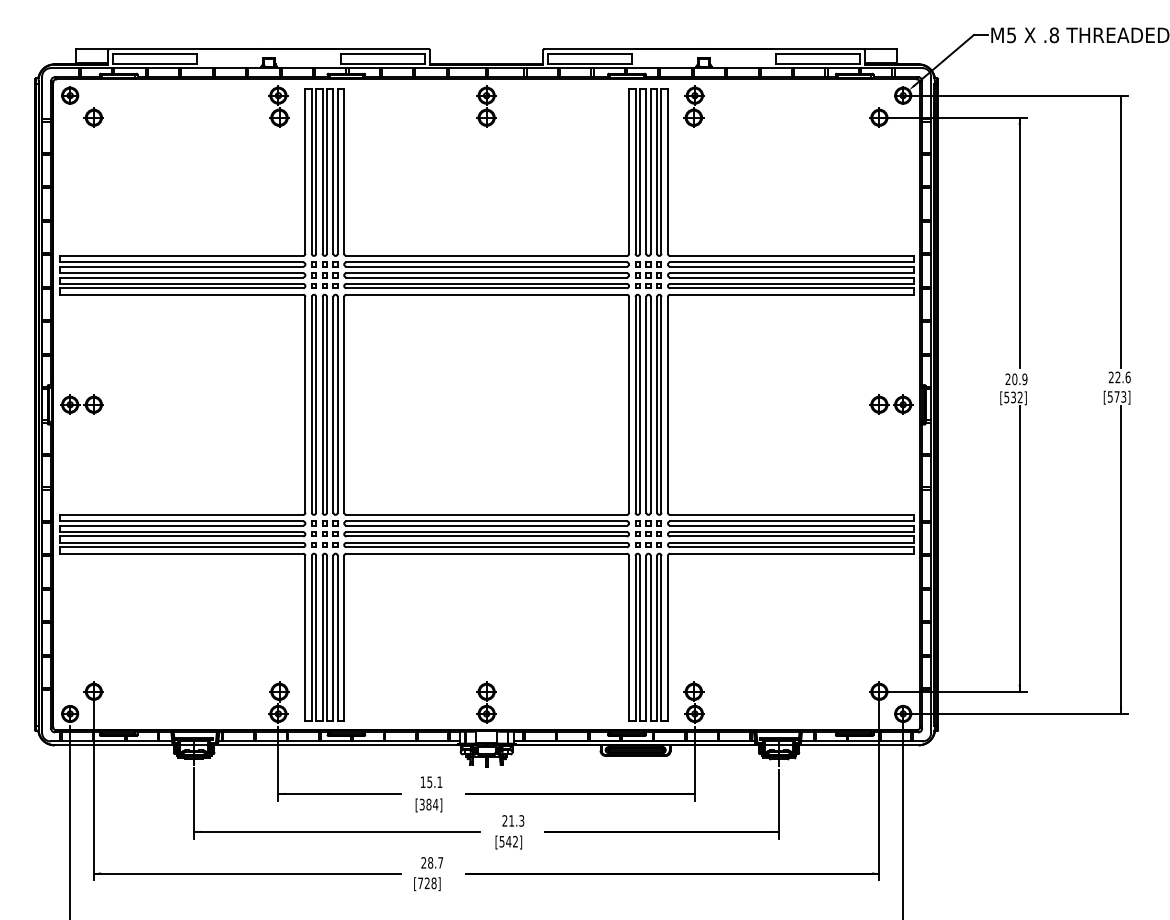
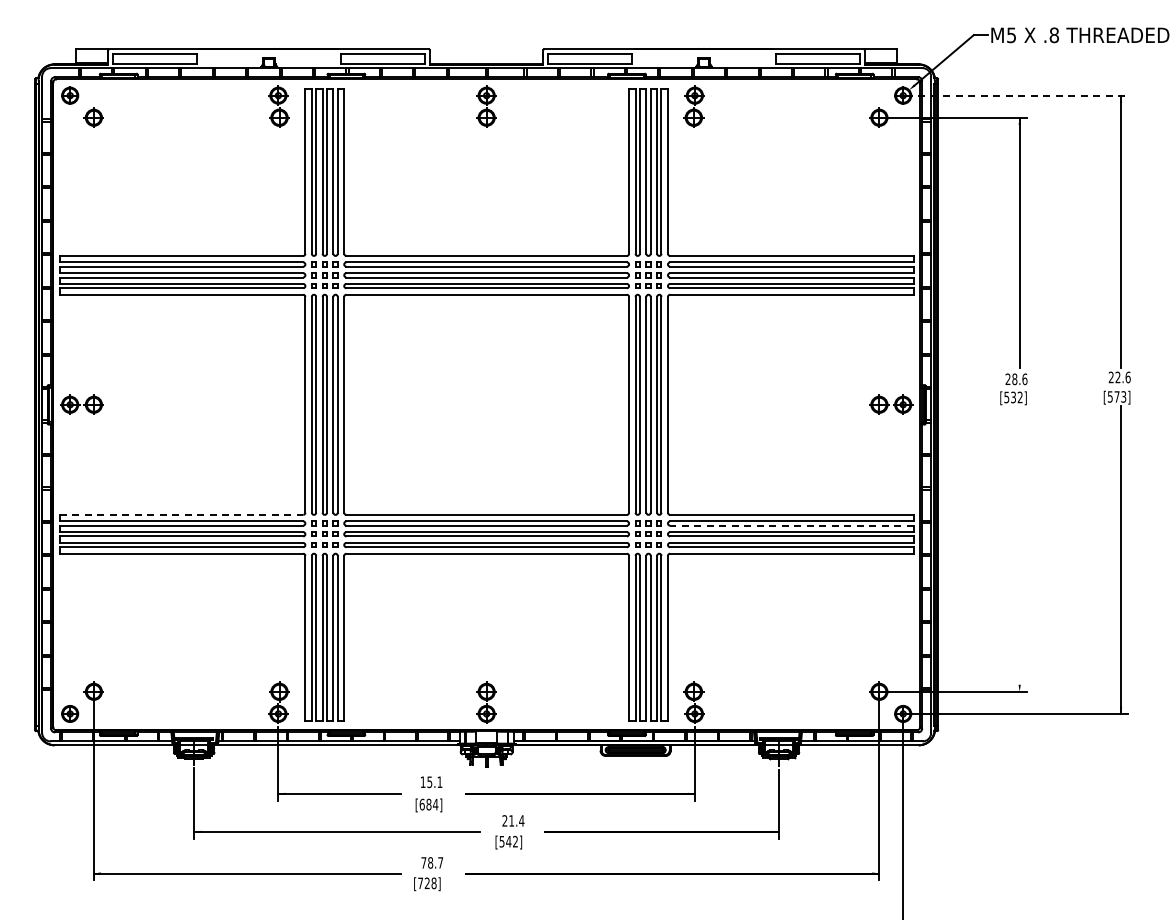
line: solid -> dashed (1017, 95)
text: 20.9 -> 28.6 (1019, 379)
line: solid -> dashed (181, 514)
line: solid -> dashed (791, 525)
line: present -> none (1019, 548)
text: [384] -> [684] (421, 804)
line: present -> none (70, 820)
text: 21.3 -> 21.4 (521, 820)
text: 28.7 -> 78.7 (423, 862)
